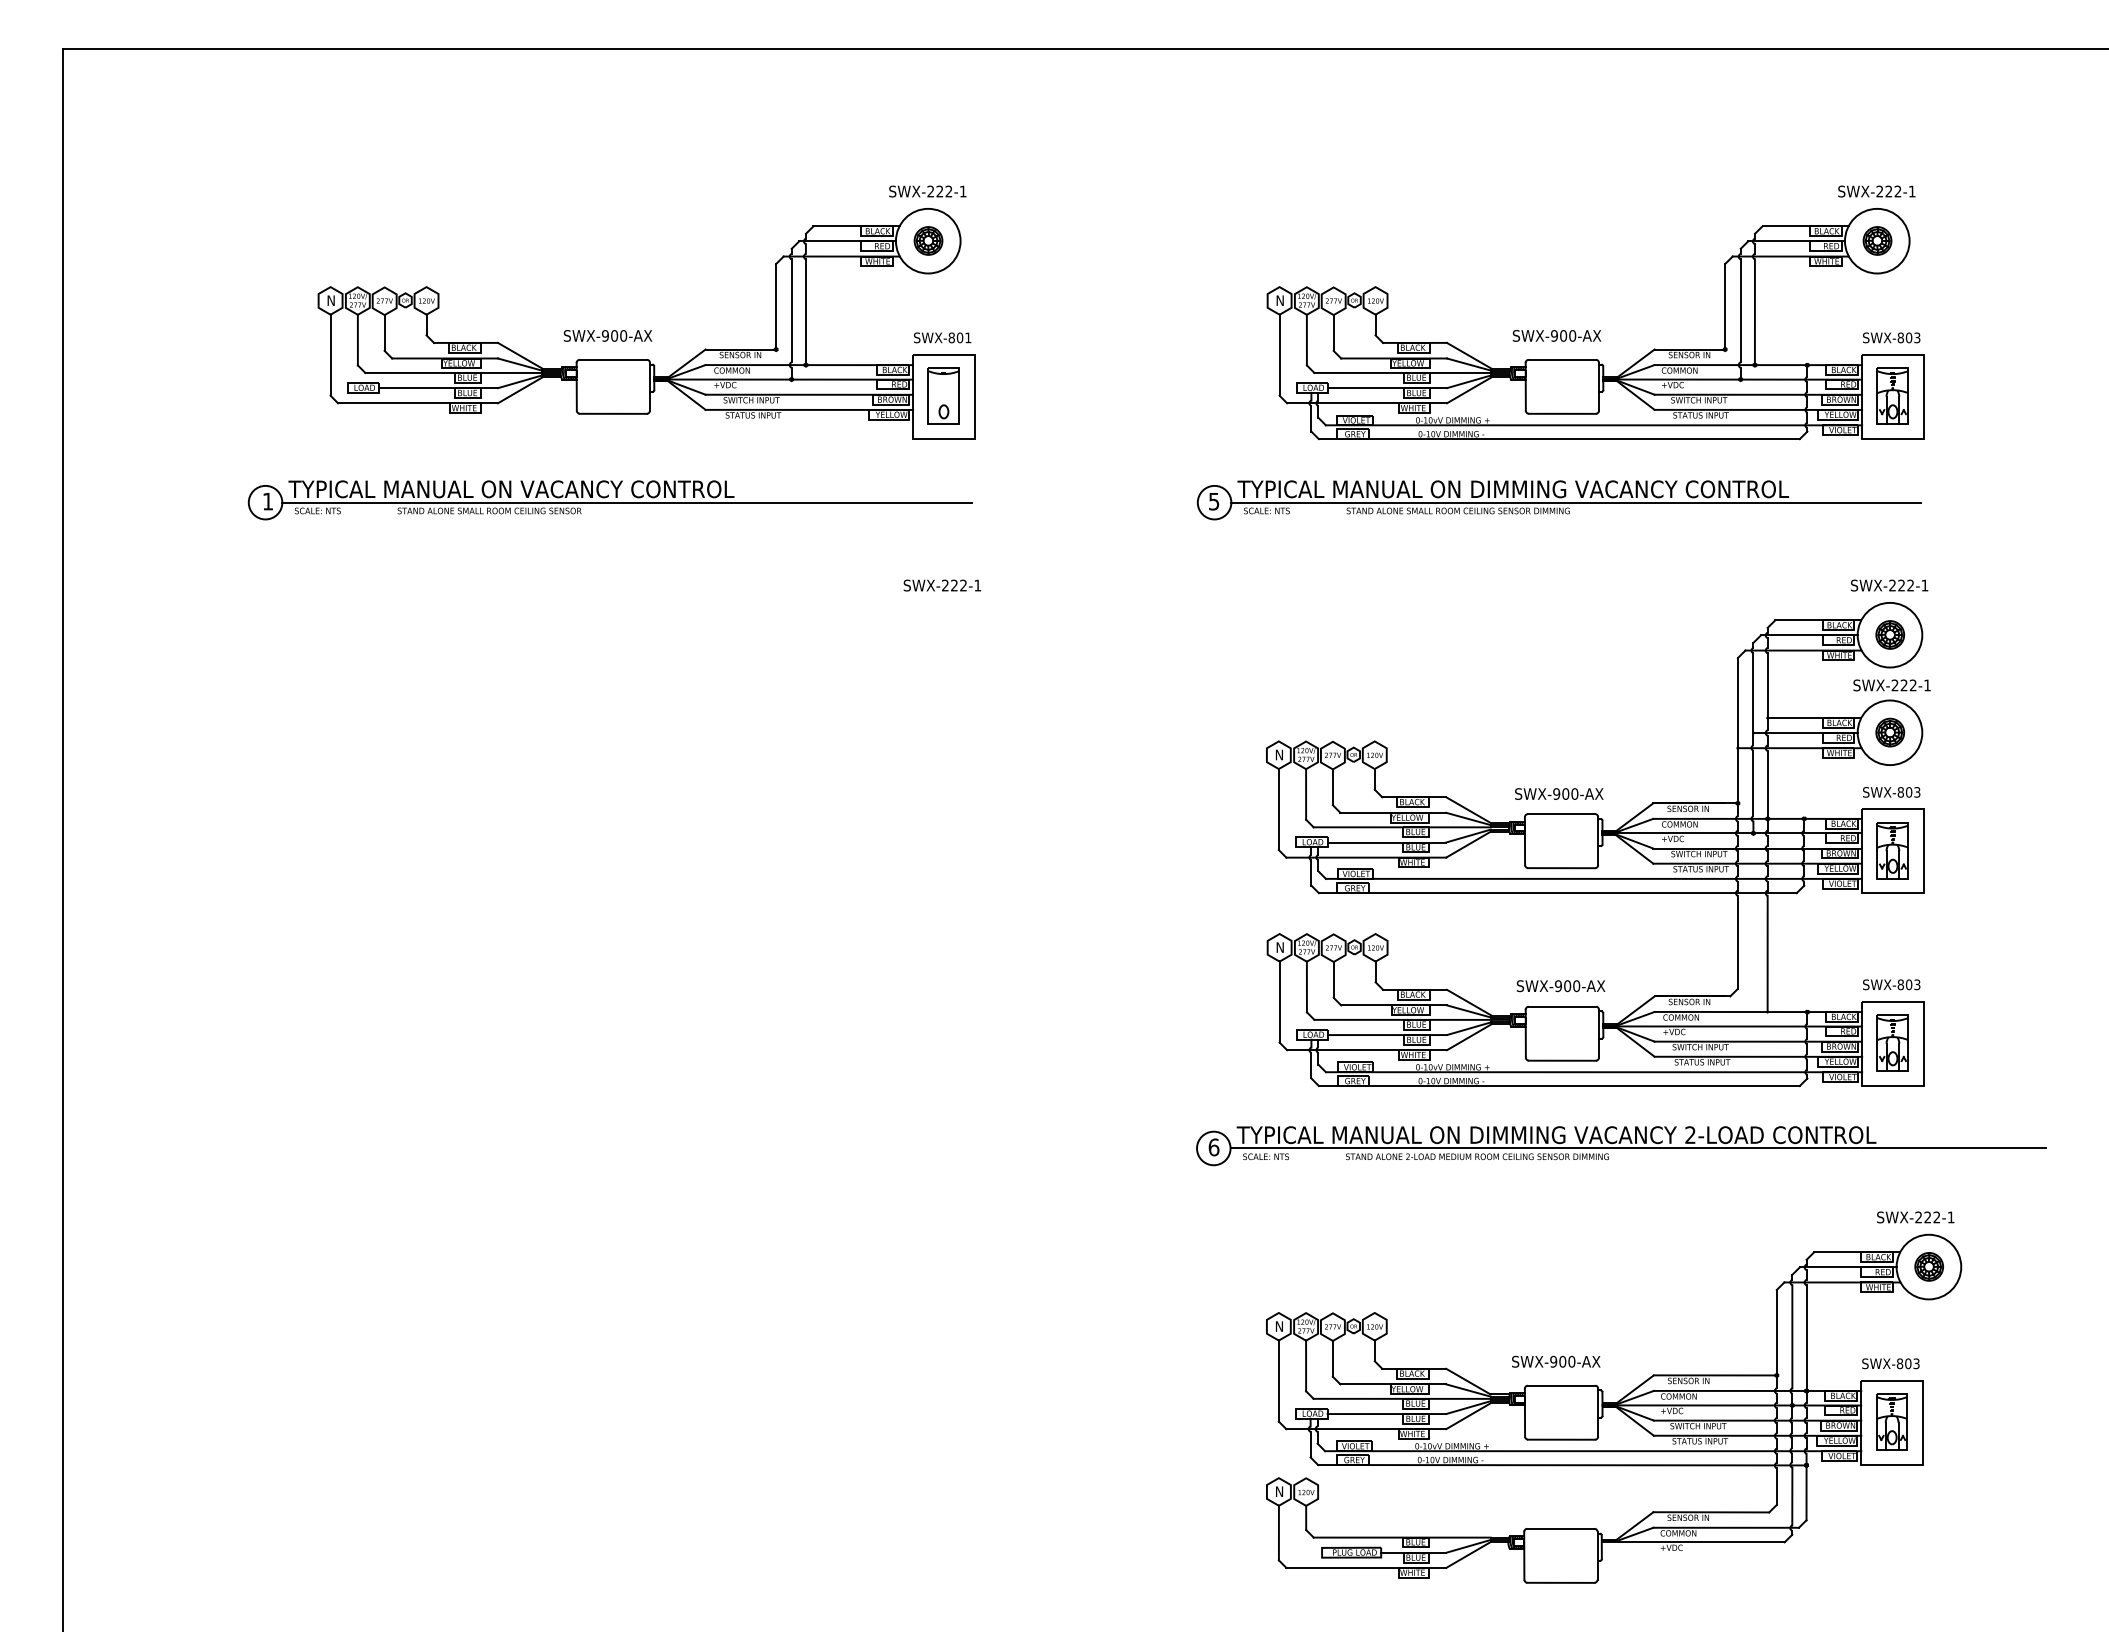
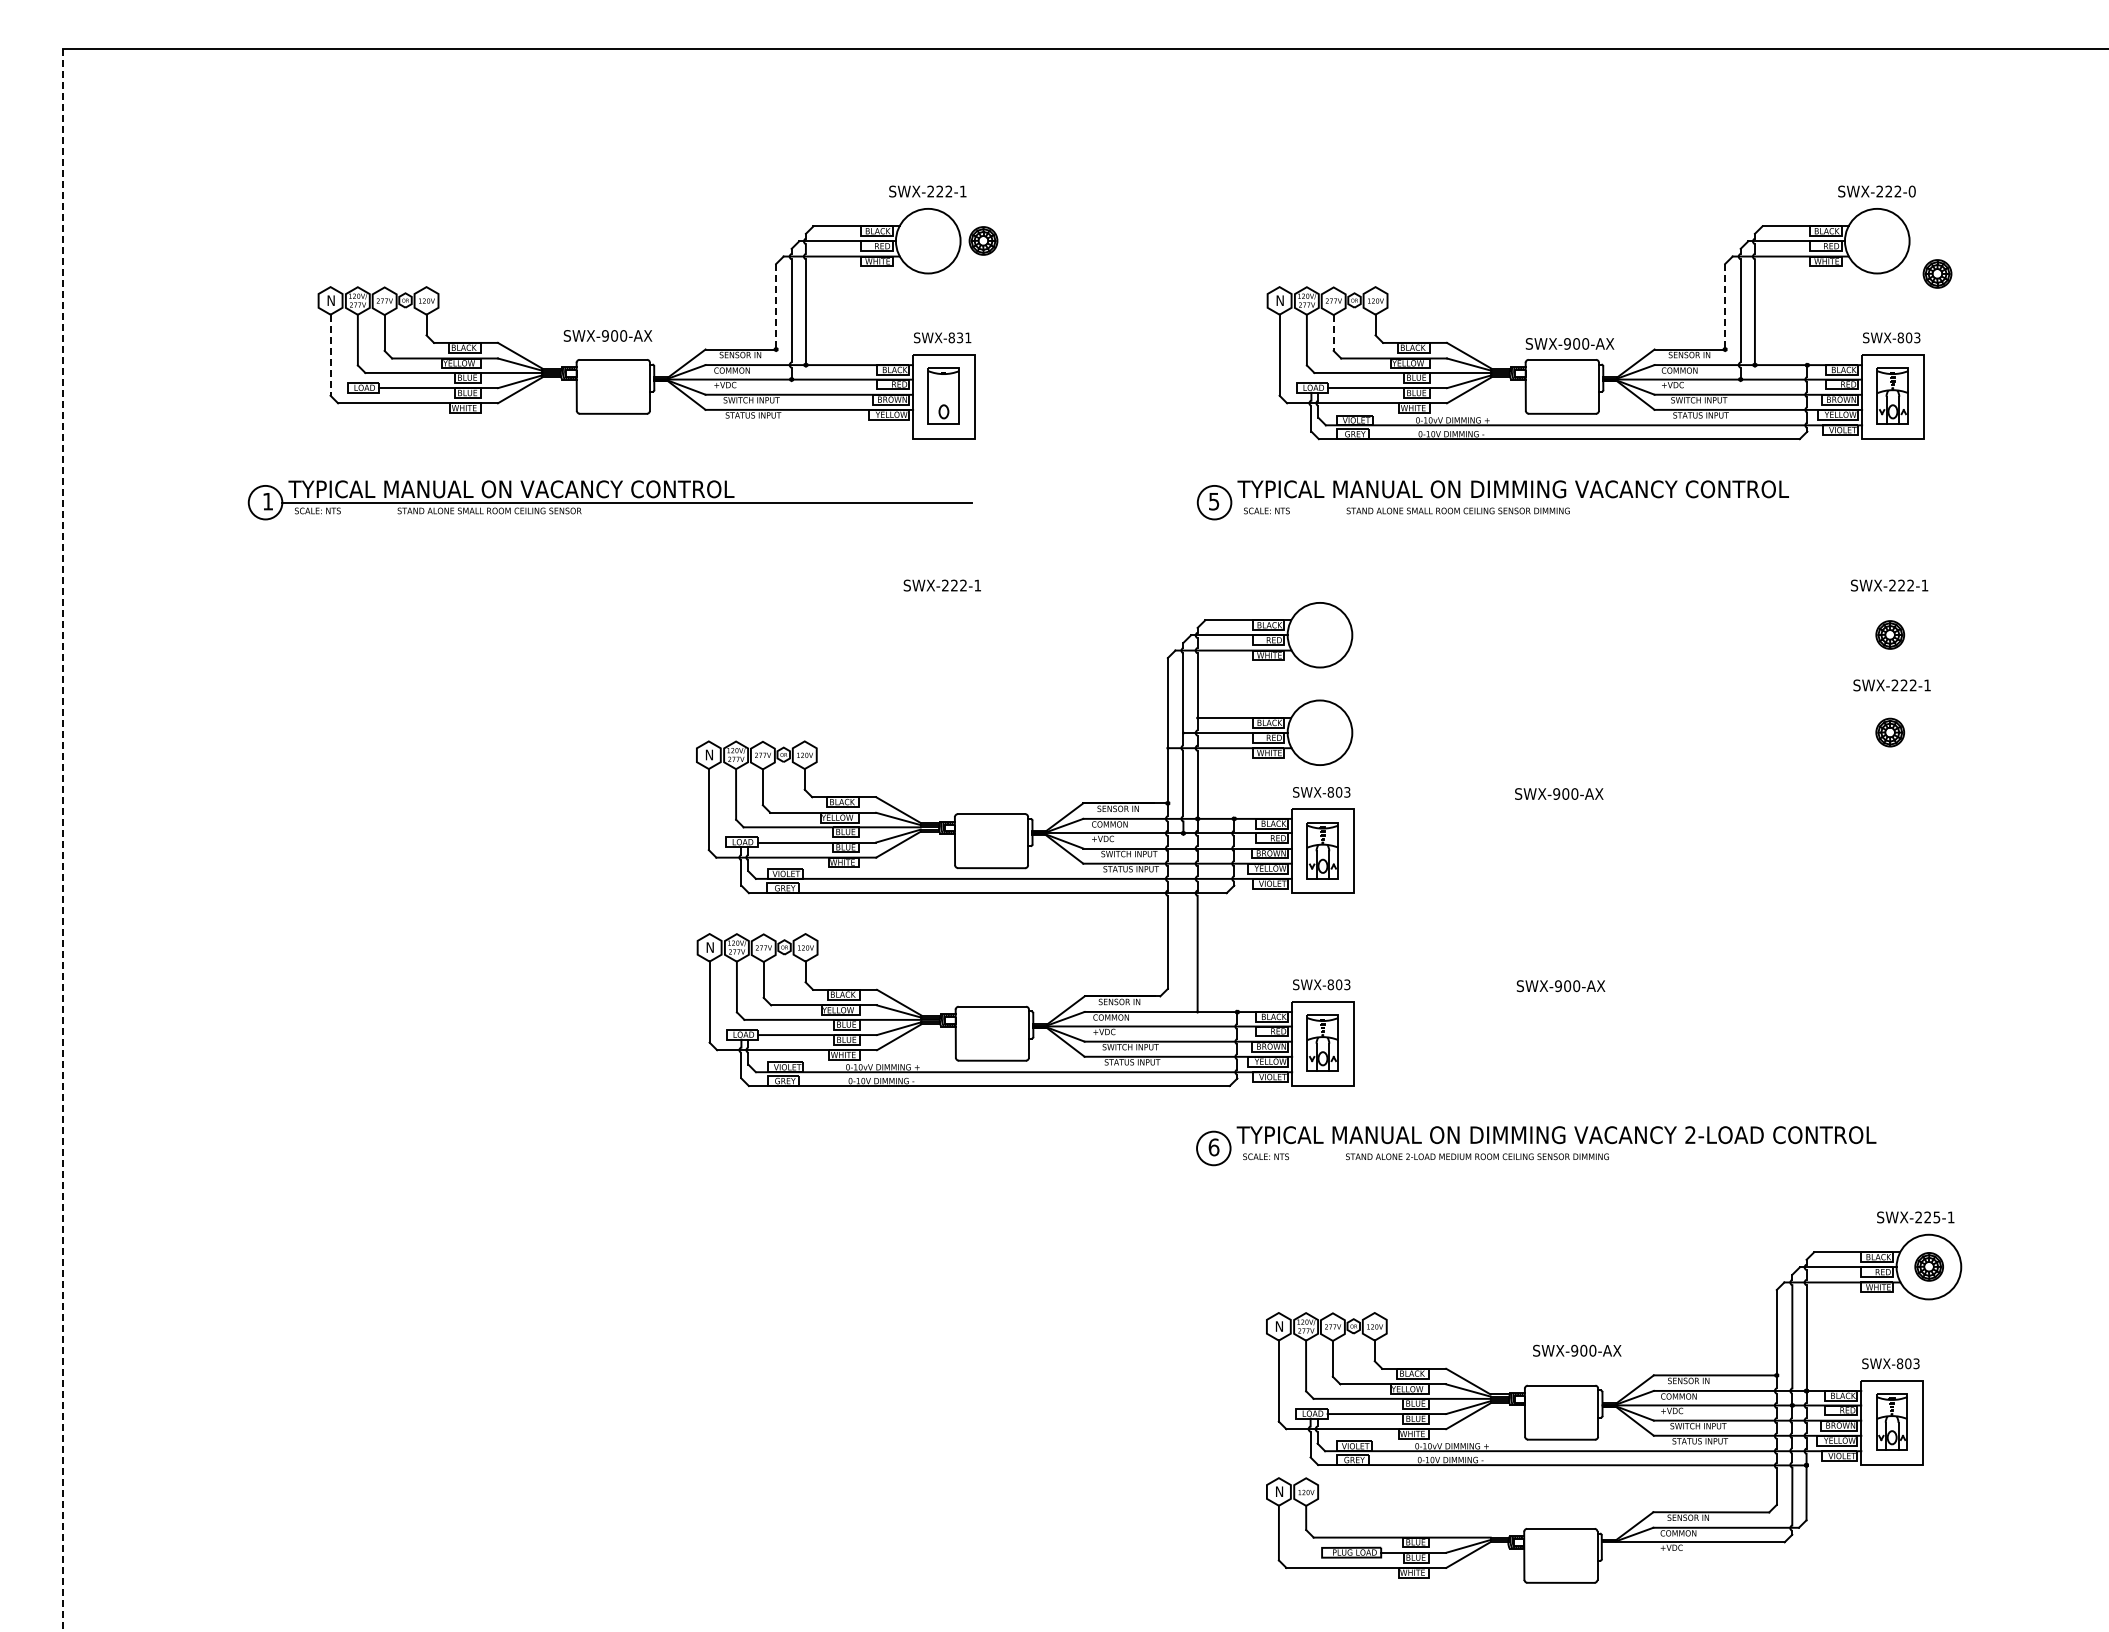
text: SWX-222-1 -> SWX-222-0 (1911, 191)
part position: (928, 240) -> (983, 240) (983, 240)
part position: (1877, 240) -> (1937, 273) (1937, 273)
line: solid -> dashed (776, 306)
line: solid -> dashed (1725, 306)
line: solid -> dashed (1333, 333)
text position: (1556, 335) -> (1569, 343) (1569, 343)
text: SWX-801 -> SWX-831 (959, 337)
line: solid -> dashed (330, 355)
line: present -> none (1575, 502)
line: solid -> dashed (63, 840)
part position: (1595, 844) -> (1025, 844) (1025, 844)
line: present -> none (1637, 1148)
text: SWX-222-1 -> SWX-225-1 (1936, 1217)
text position: (1556, 1361) -> (1577, 1350) (1577, 1350)
